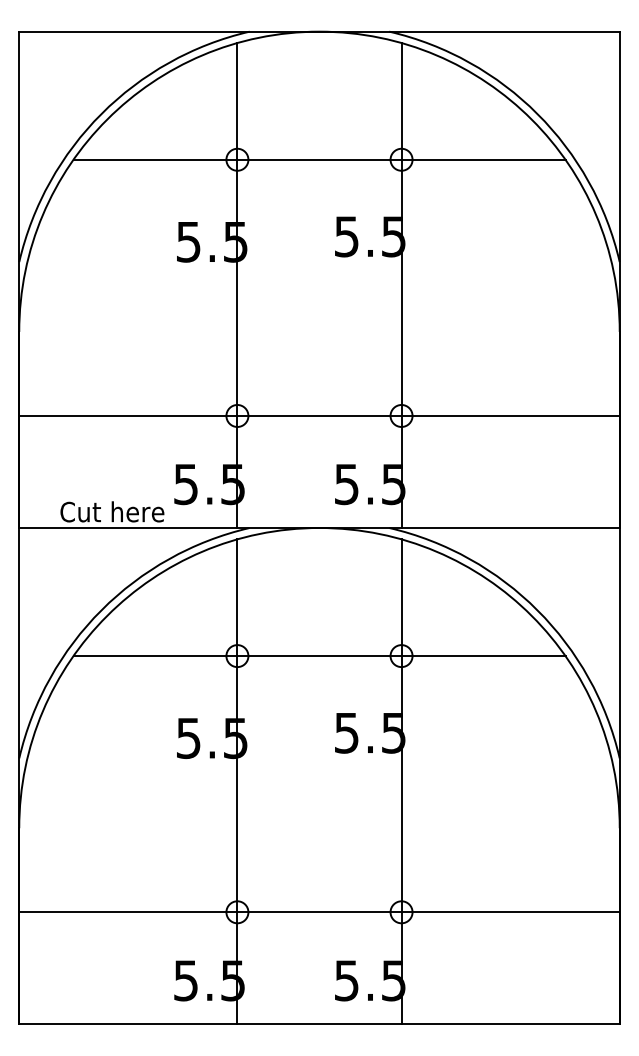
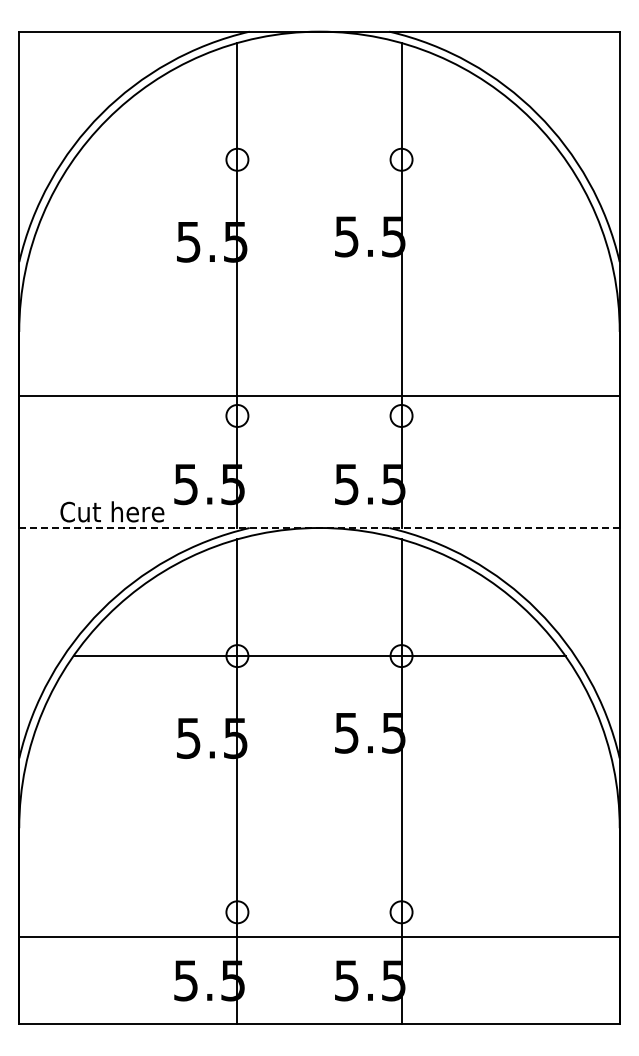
line: present -> none (319, 159)
line position: (319, 415) -> (319, 395) (319, 395)
line: solid -> dashed (319, 528)
line position: (319, 912) -> (319, 937) (319, 937)
